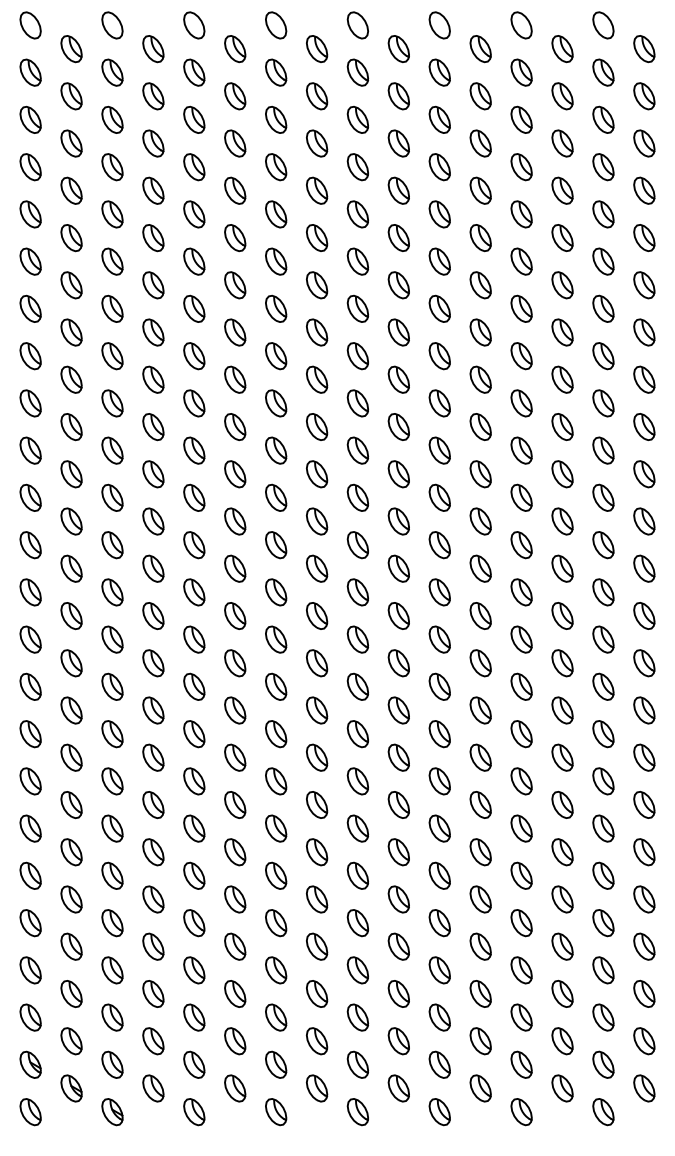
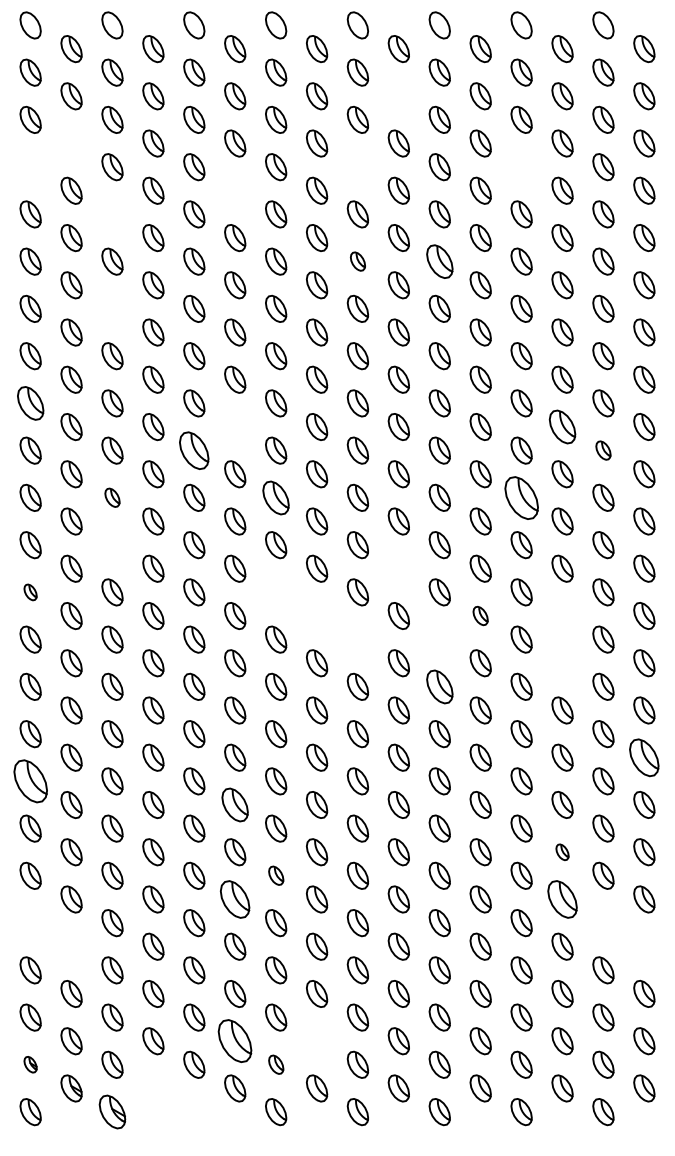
part: present -> none (398, 96)
part: present -> none (71, 143)
part: present -> none (30, 167)
part: present -> none (357, 167)
part: present -> none (521, 167)
part: present -> none (235, 190)
part: present -> none (112, 214)
part size: 24x29 px -> 16x21 px (357, 261)
part size: 23x29 px -> 28x35 px (439, 261)
part: present -> none (112, 308)
part size: 23x29 px -> 28x35 px (30, 403)
part: present -> none (235, 426)
part size: 23x28 px -> 29x36 px (562, 426)
part size: 23x29 px -> 31x39 px (194, 450)
part size: 23x29 px -> 17x21 px (603, 450)
part size: 23x29 px -> 17x21 px (112, 497)
part size: 23x29 px -> 28x36 px (275, 497)
part size: 23x29 px -> 35x44 px (521, 497)
part: present -> none (112, 545)
part: present -> none (398, 568)
part size: 23x29 px -> 15x19 px (30, 592)
part: present -> none (276, 592)
part: present -> none (317, 615)
part size: 23x28 px -> 17x21 px (480, 616)
part: present -> none (562, 615)
part: present -> none (357, 639)
part: present -> none (439, 639)
part: present -> none (562, 663)
part size: 23x29 px -> 28x36 px (439, 686)
part size: 23x29 px -> 31x40 px (644, 757)
part size: 23x29 px -> 35x45 px (30, 781)
part size: 23x28 px -> 28x36 px (234, 804)
part size: 23x29 px -> 15x19 px (562, 852)
part size: 23x29 px -> 17x21 px (276, 875)
part size: 23x29 px -> 32x39 px (234, 899)
part size: 23x29 px -> 31x39 px (562, 899)
part: present -> none (30, 923)
part: present -> none (603, 923)
part: present -> none (71, 946)
part: present -> none (644, 946)
part size: 23x29 px -> 36x44 px (234, 1040)
part: present -> none (317, 1041)
part size: 23x29 px -> 15x18 px (30, 1064)
part size: 23x29 px -> 17x21 px (276, 1064)
part: present -> none (153, 1088)
part size: 23x29 px -> 29x36 px (112, 1111)
part: present -> none (194, 1112)
